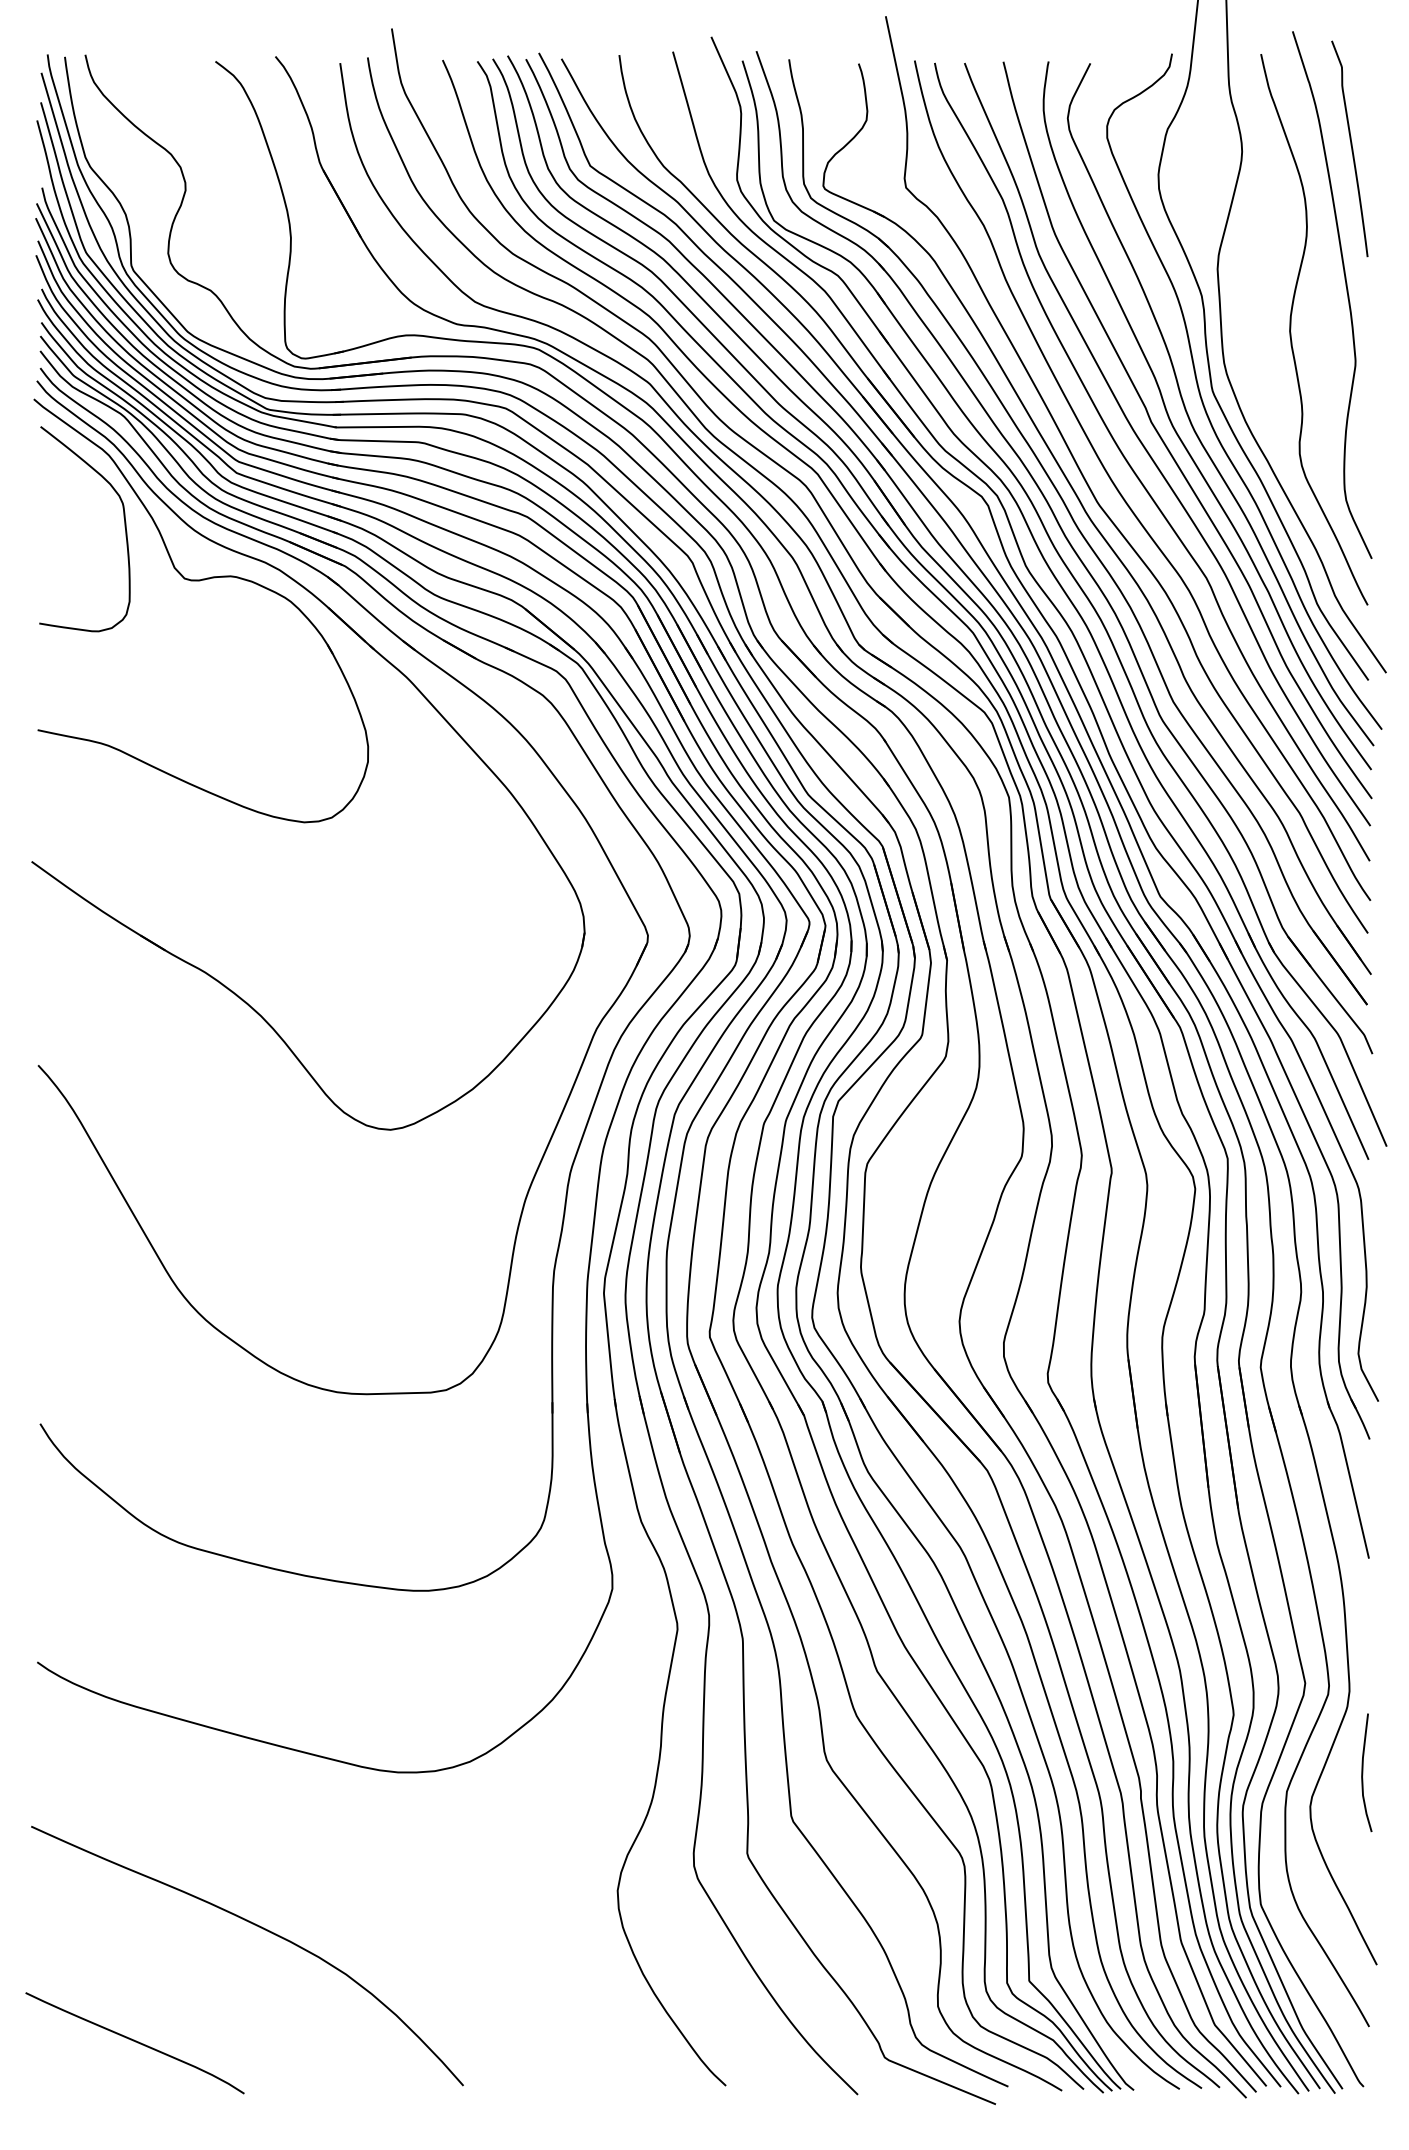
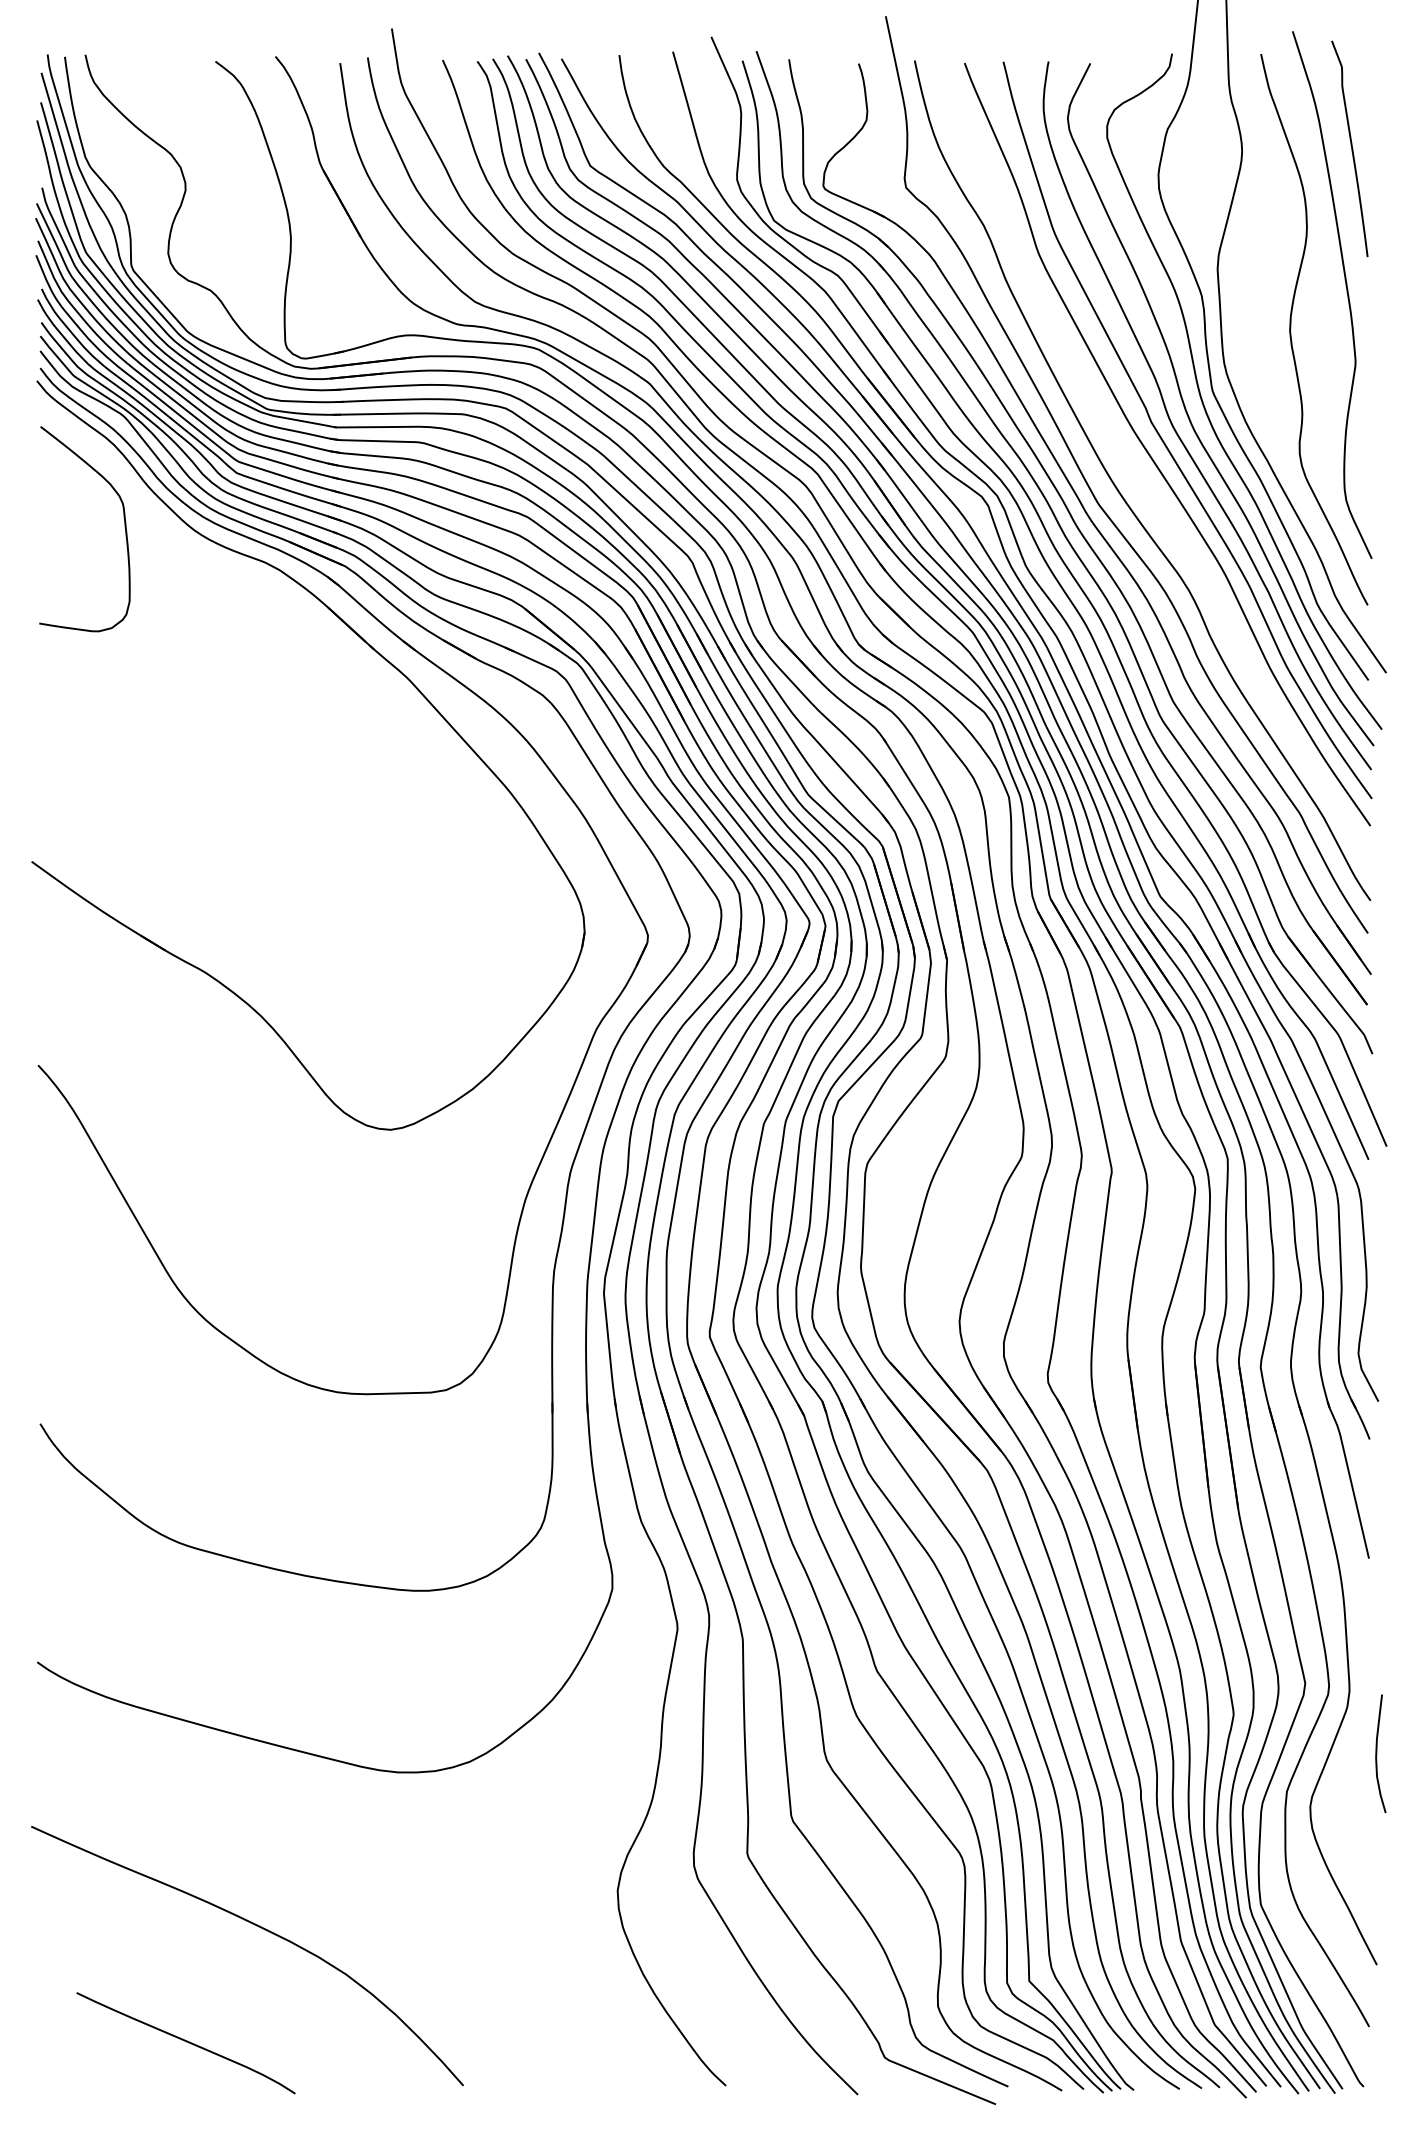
curve: present -> none (1136, 473)
part: present -> none (200, 581)
curve position: (1363, 1772) -> (1377, 1753) (1377, 1753)
curve position: (135, 2042) -> (186, 2042) (186, 2042)
